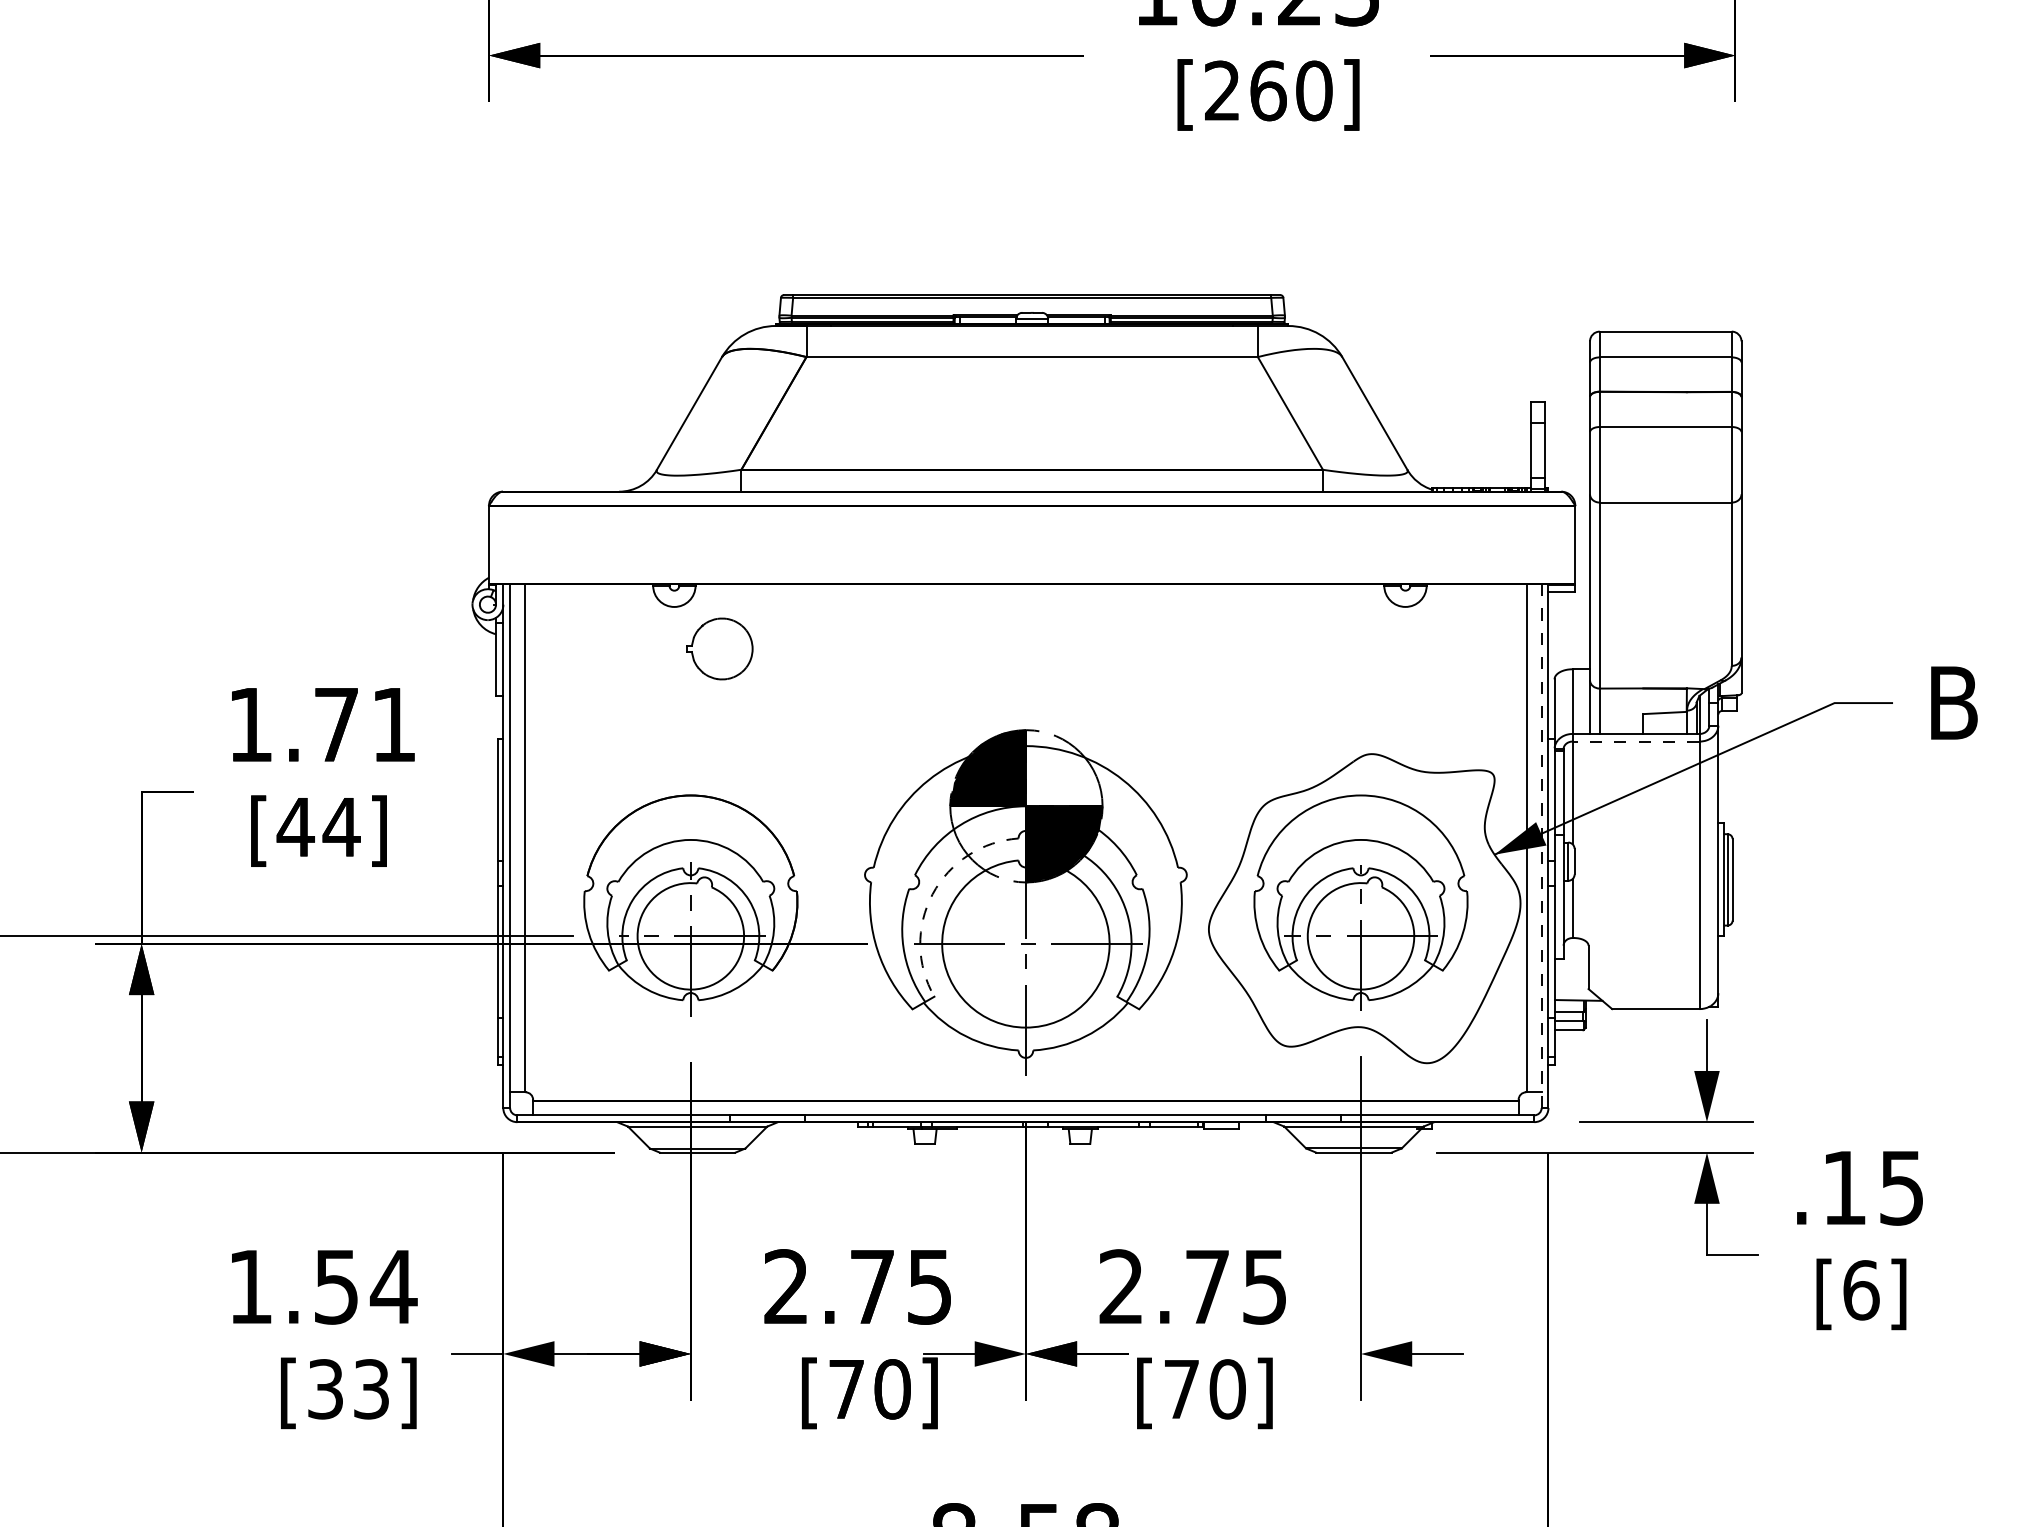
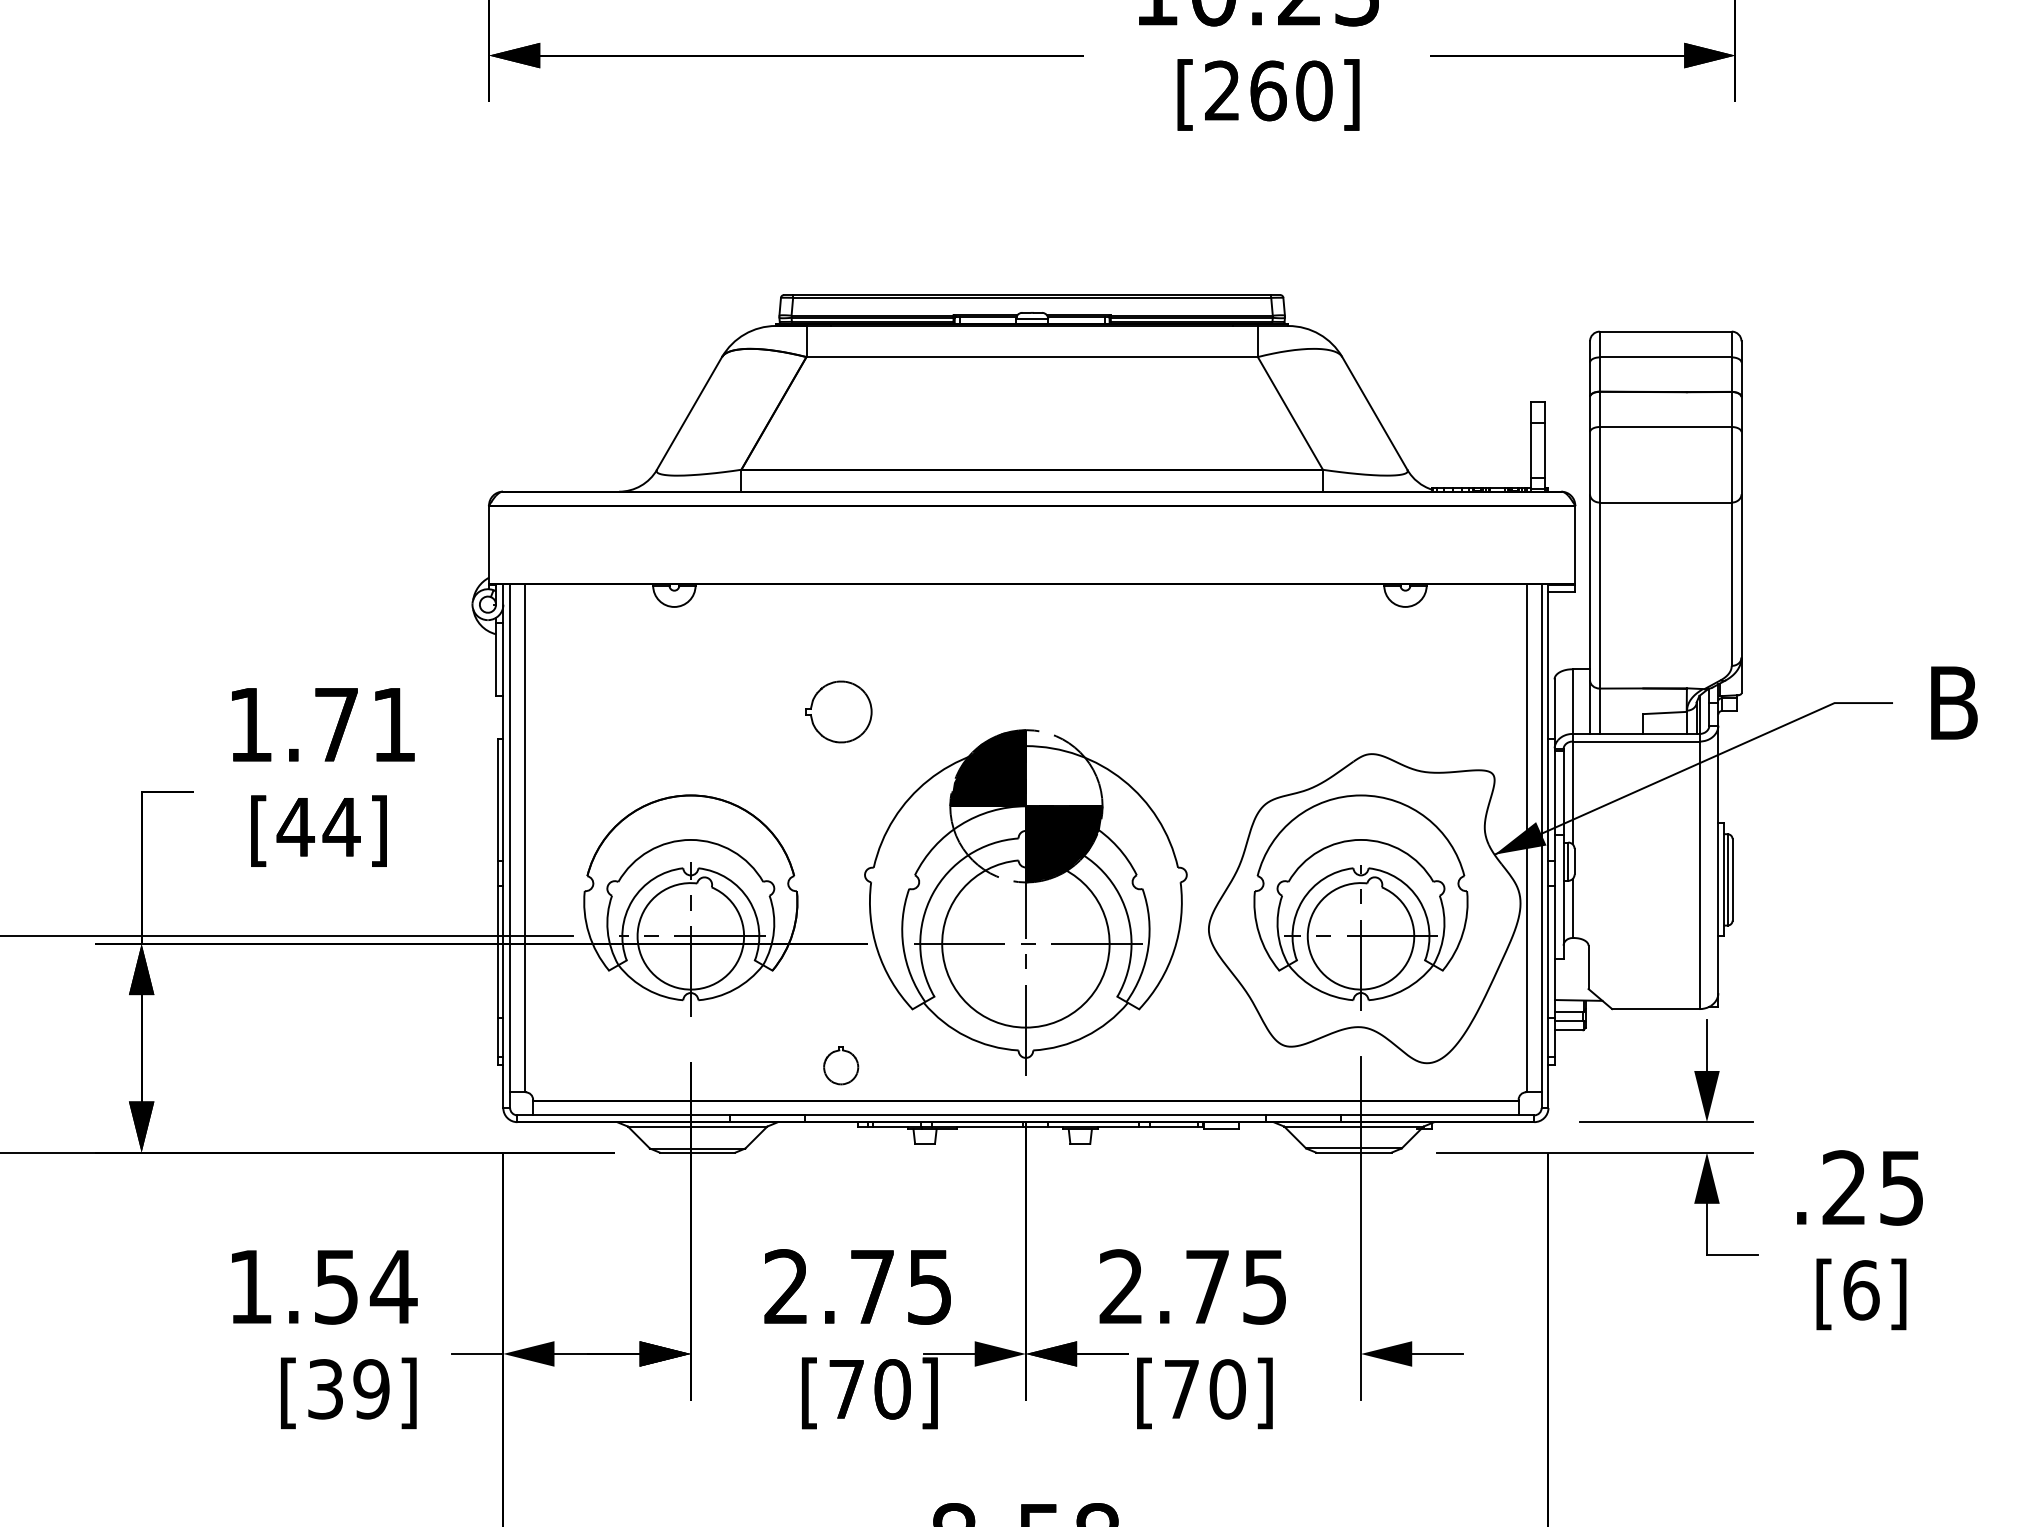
part position: (719, 648) -> (838, 711) (838, 711)
line: dashed -> solid (1635, 741)
line: dashed -> solid (1541, 845)
arc: dashed -> solid (932, 894)
part: none -> present (841, 1065)
text: .15 -> .25 (1843, 1187)
text: [33] -> [39] (371, 1389)
